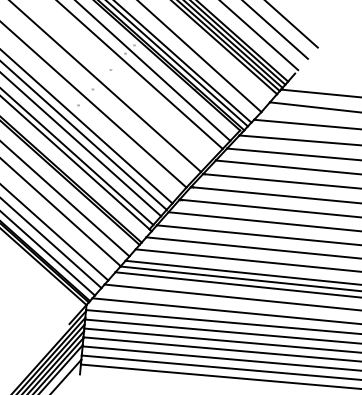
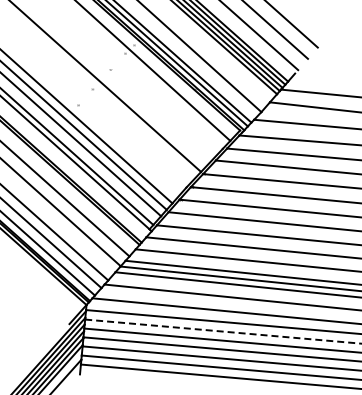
line: present -> none (140, 75)
line: present -> none (94, 105)
line: solid -> dashed (223, 331)
